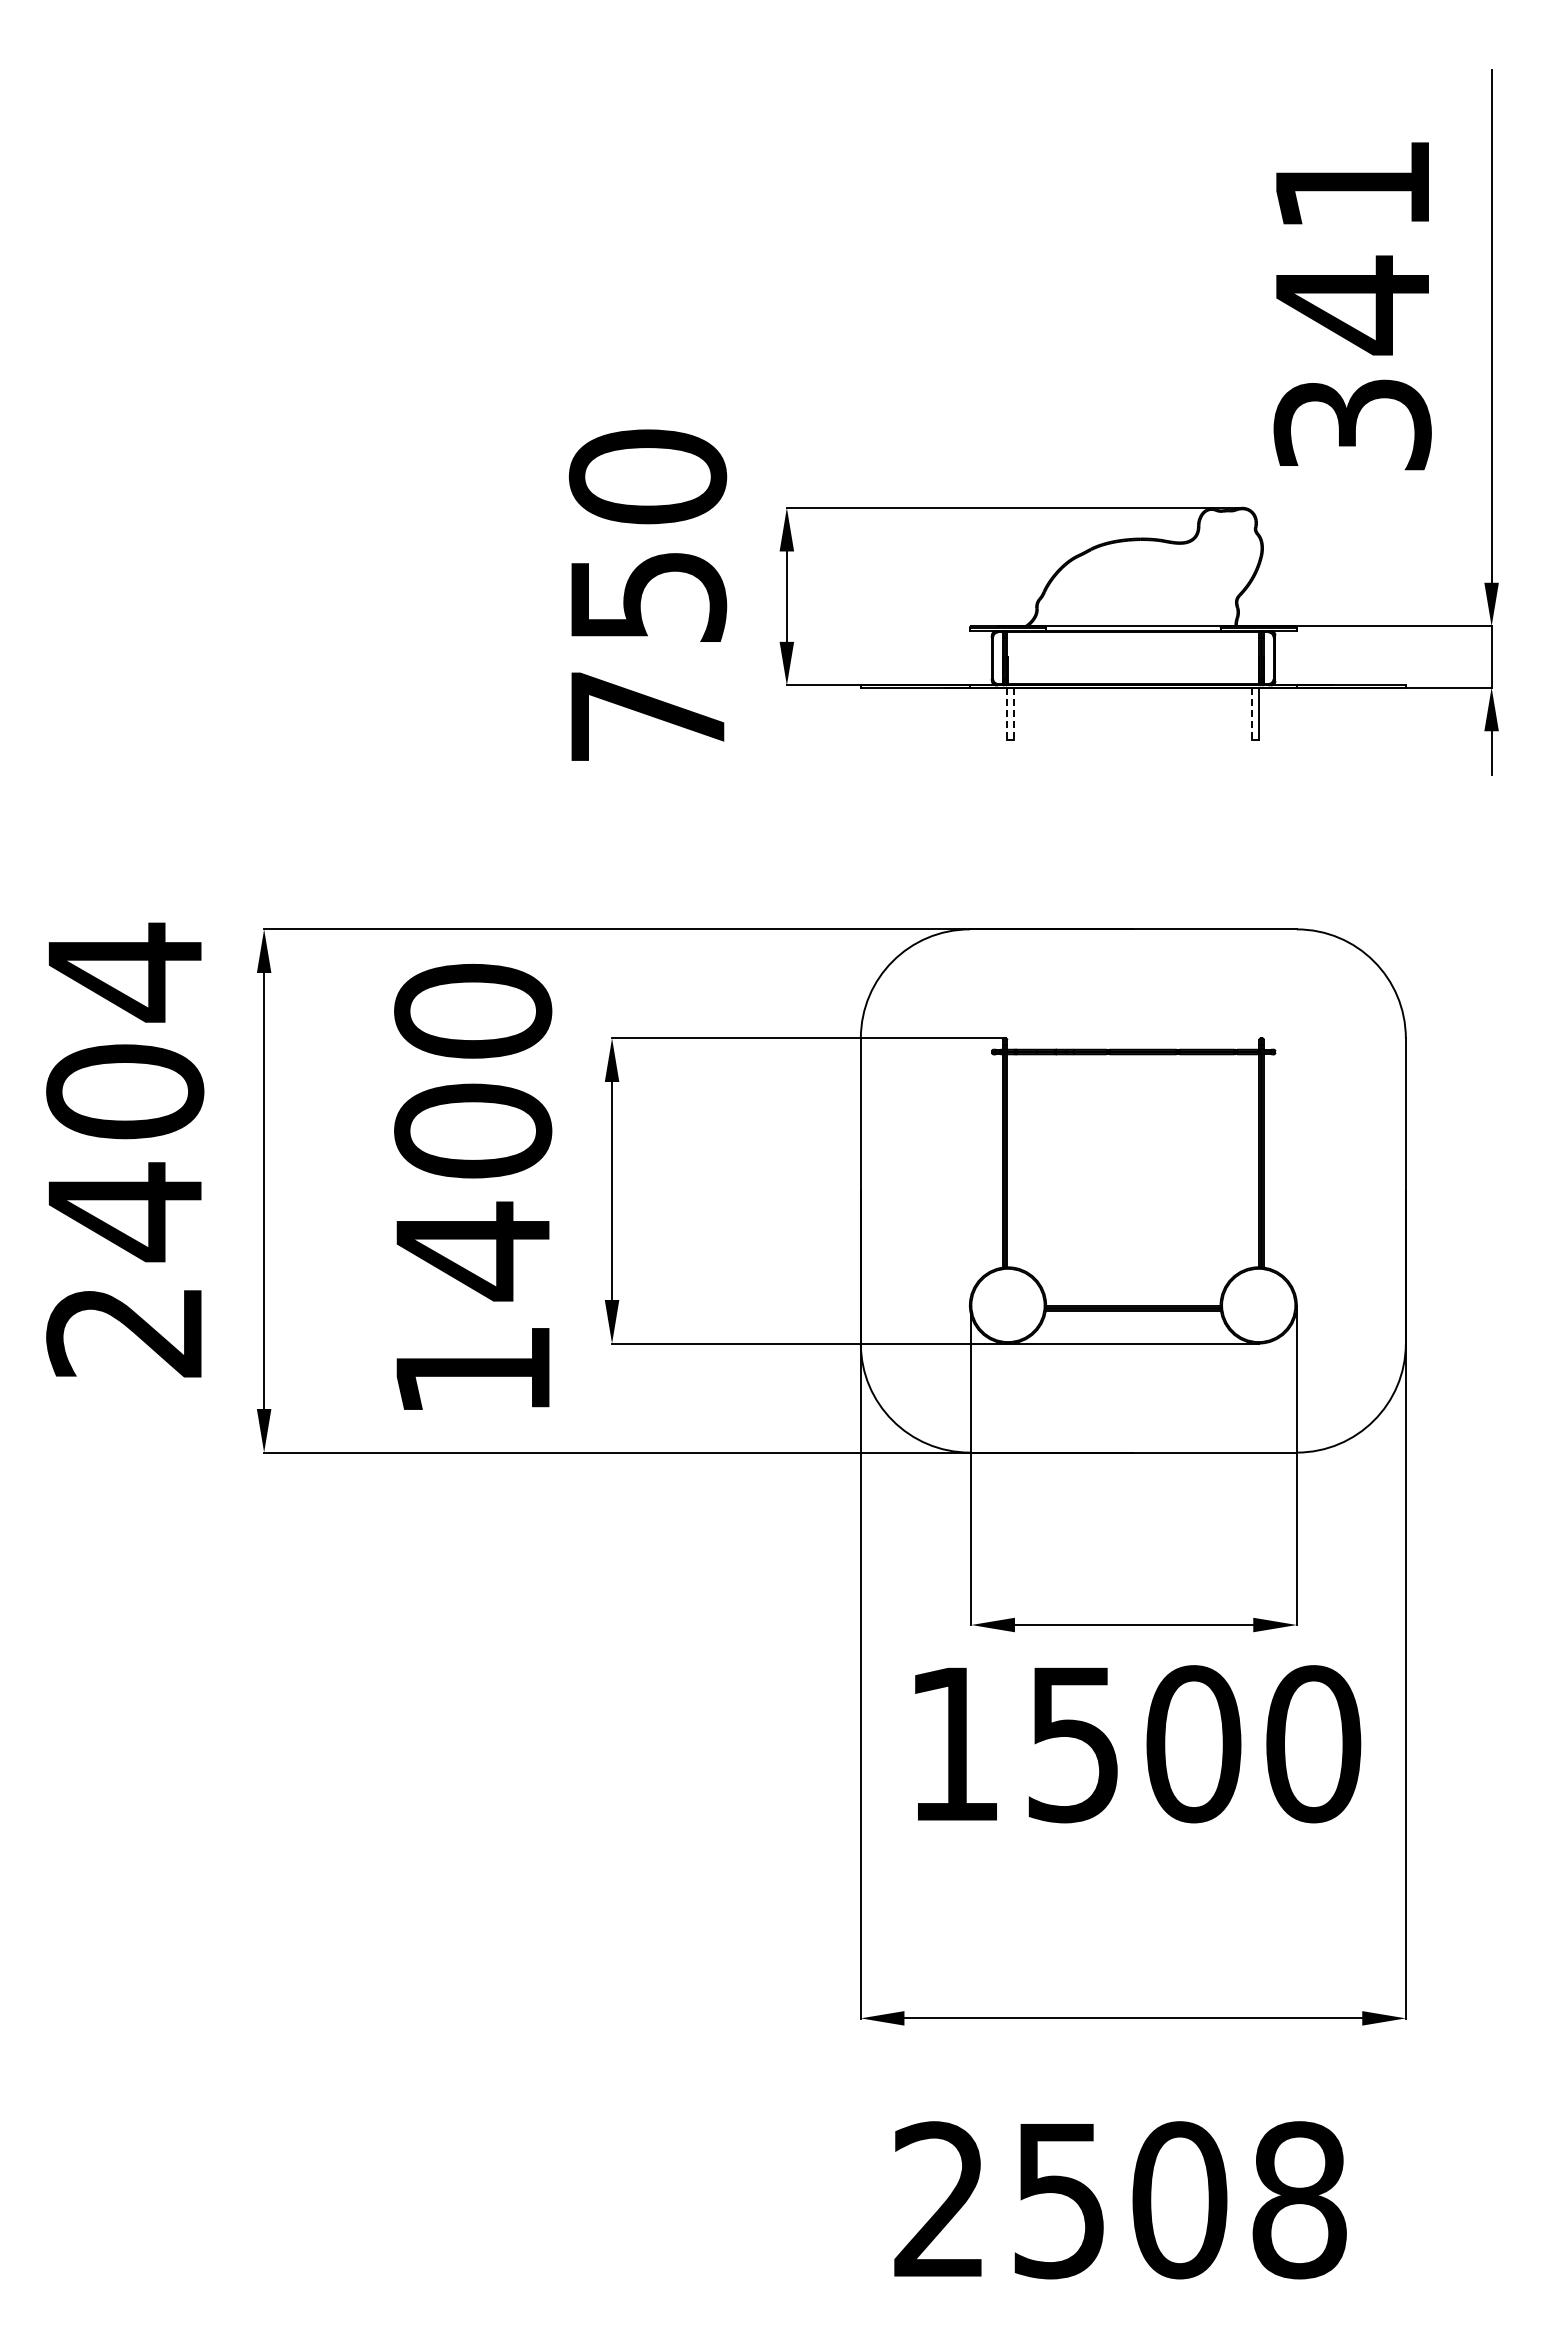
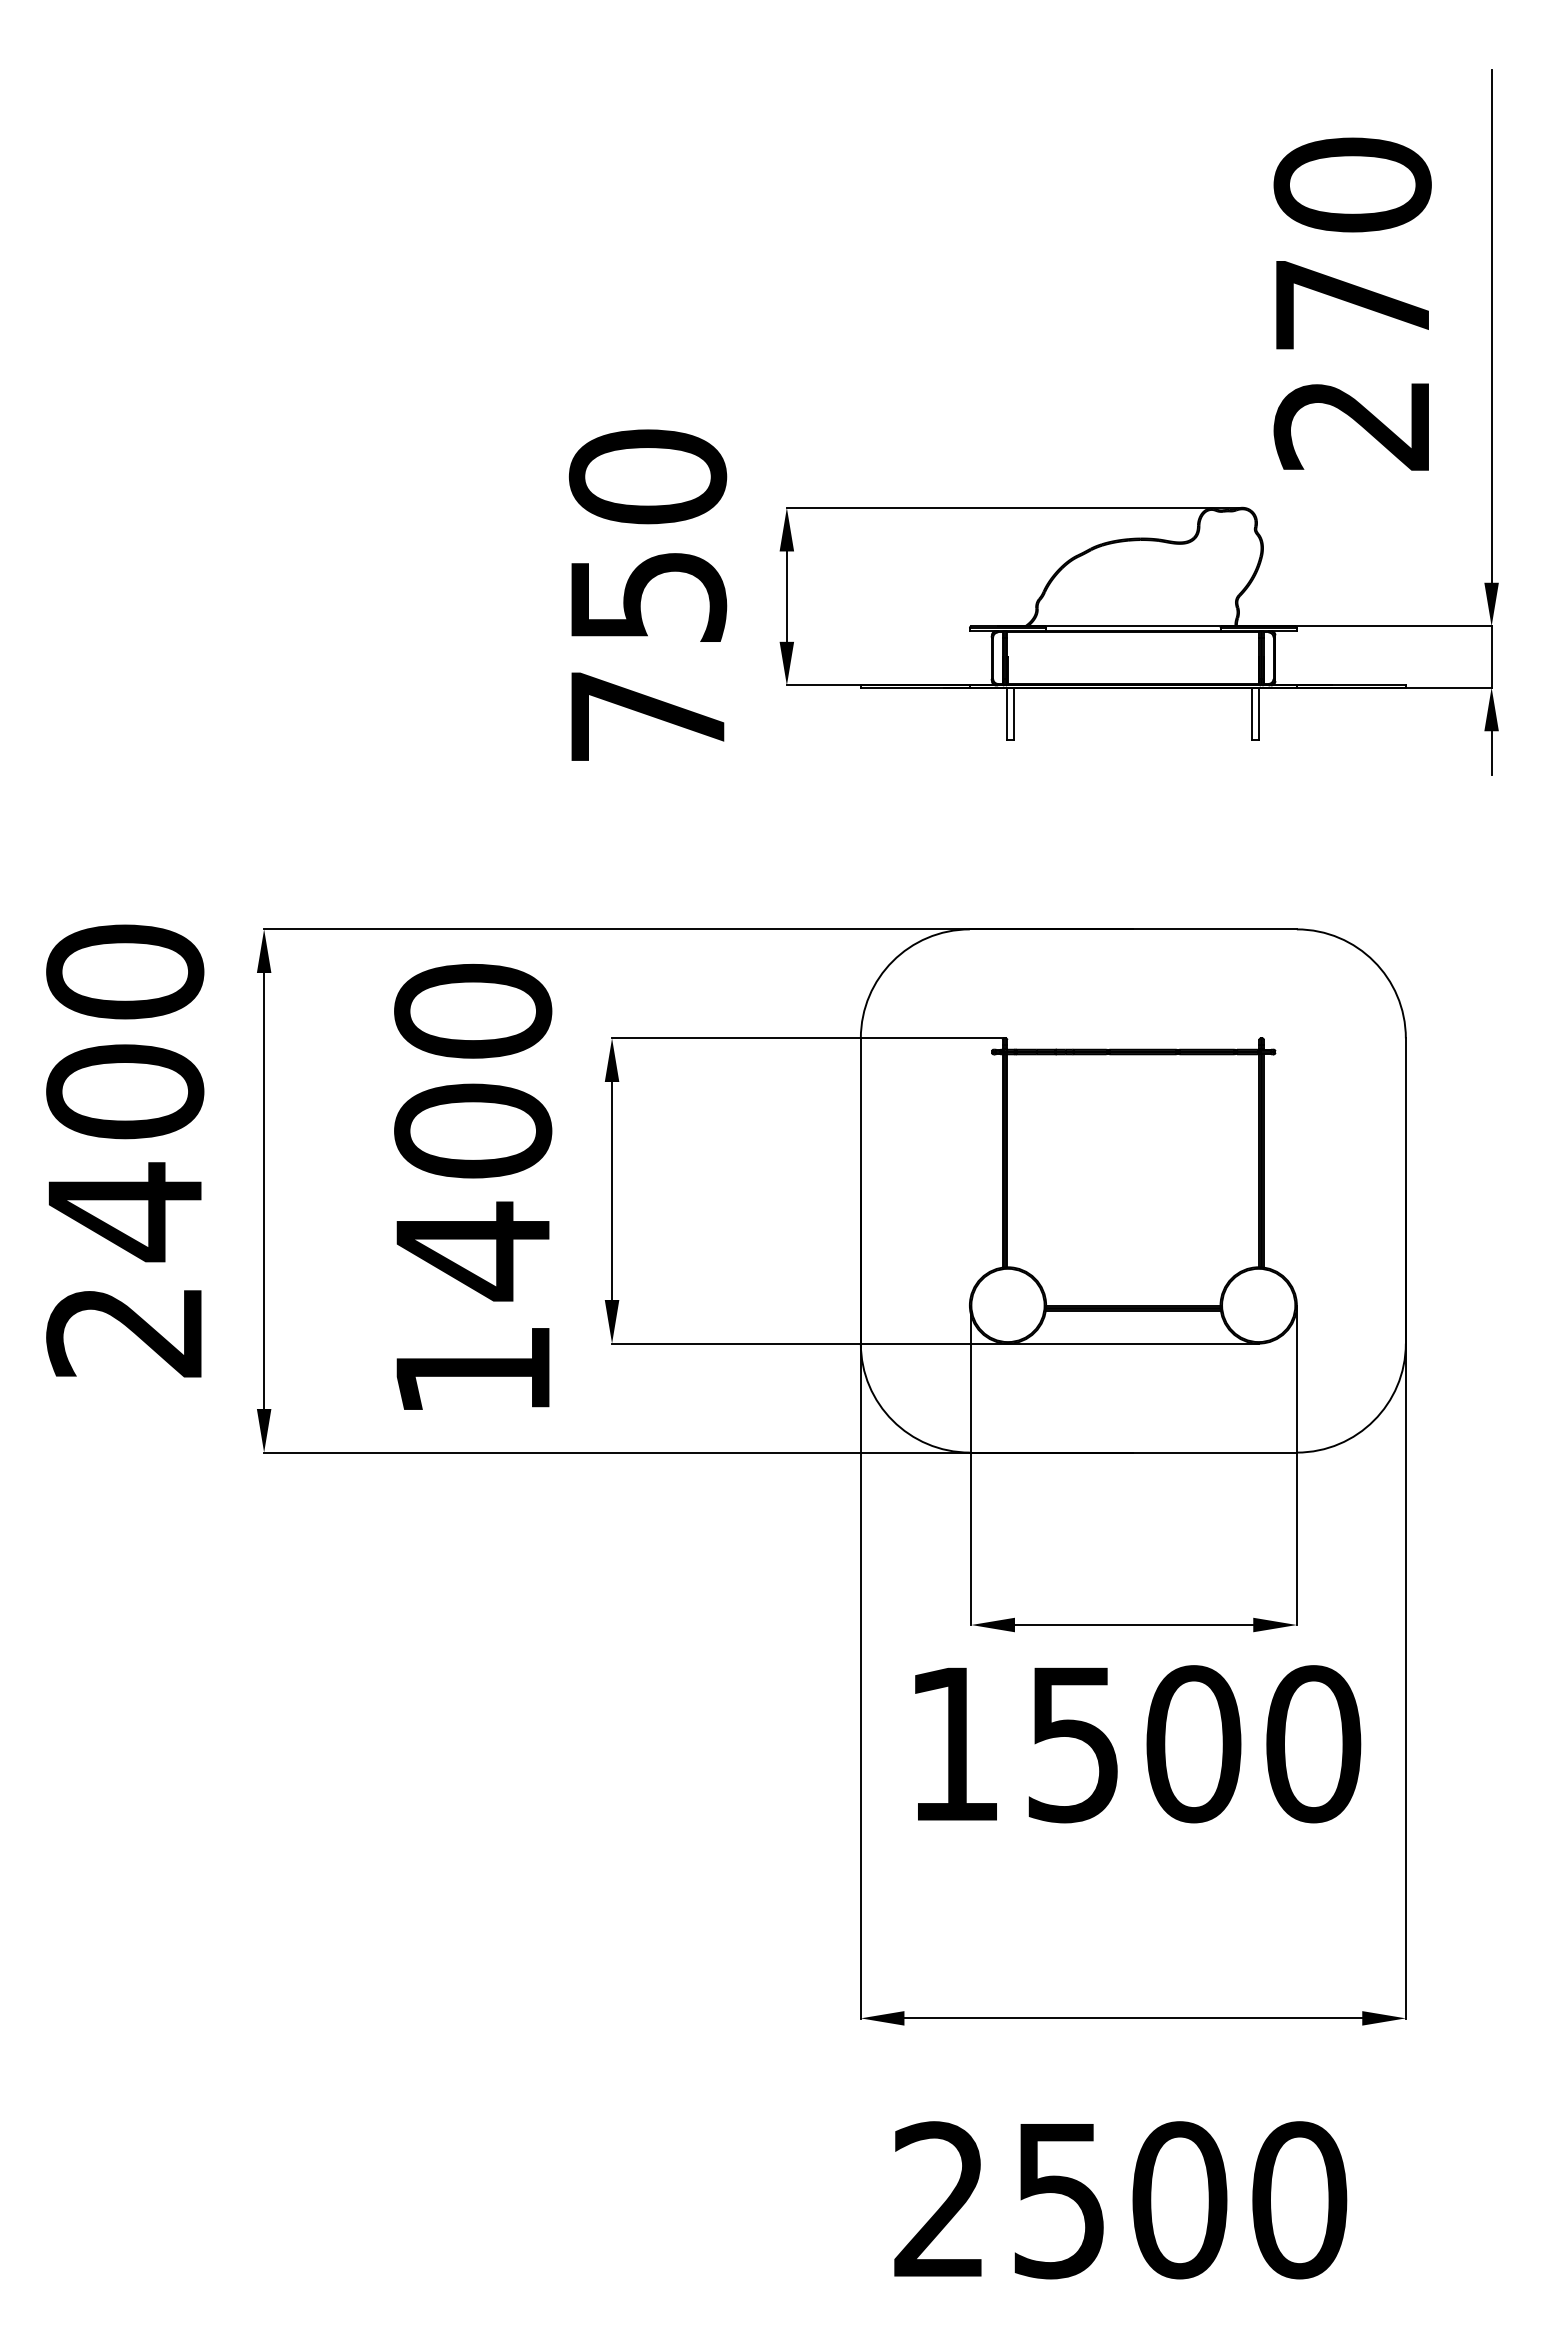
text: 341 -> 270 (1352, 303)
line: dashed -> solid (1007, 714)
line: dashed -> solid (1014, 714)
line: dashed -> solid (1252, 714)
text: 2404 -> 2400 (125, 972)
text: 2508 -> 2500 (1299, 2200)
